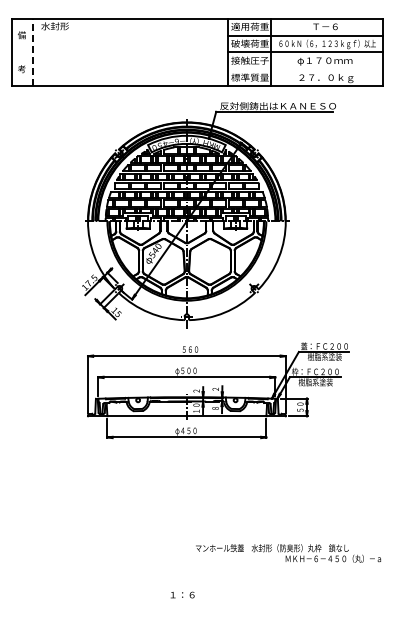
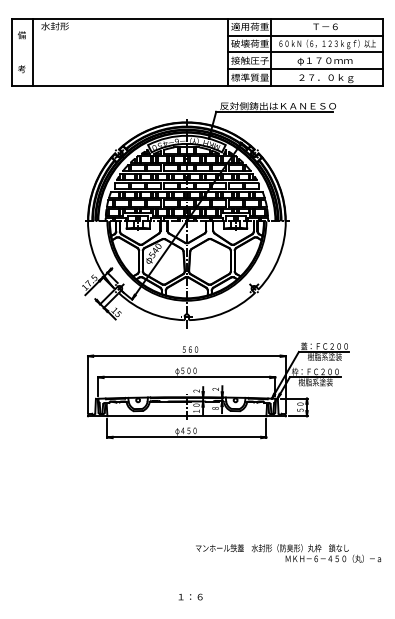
line: dashed -> solid (33, 52)
line: none -> present (305, 69)
text position: (182, 594) -> (190, 596) (190, 596)
